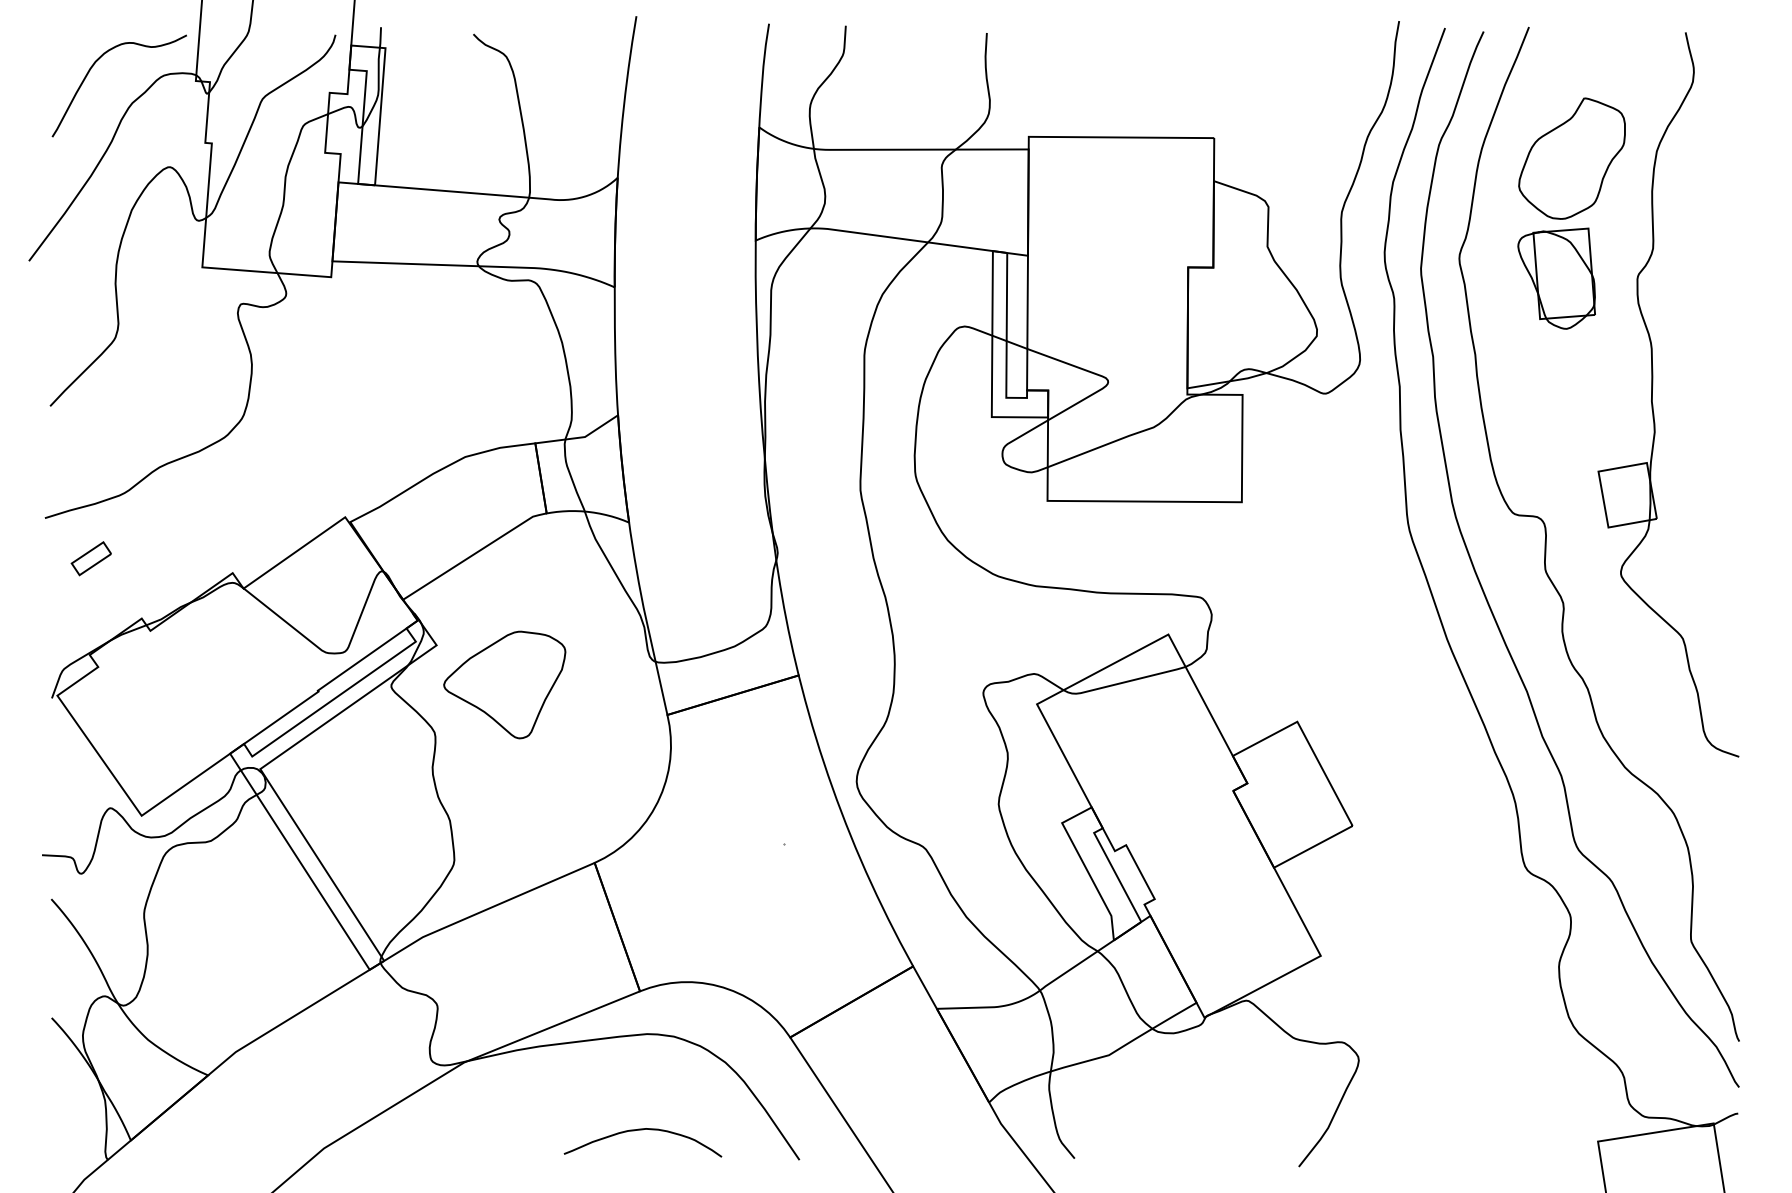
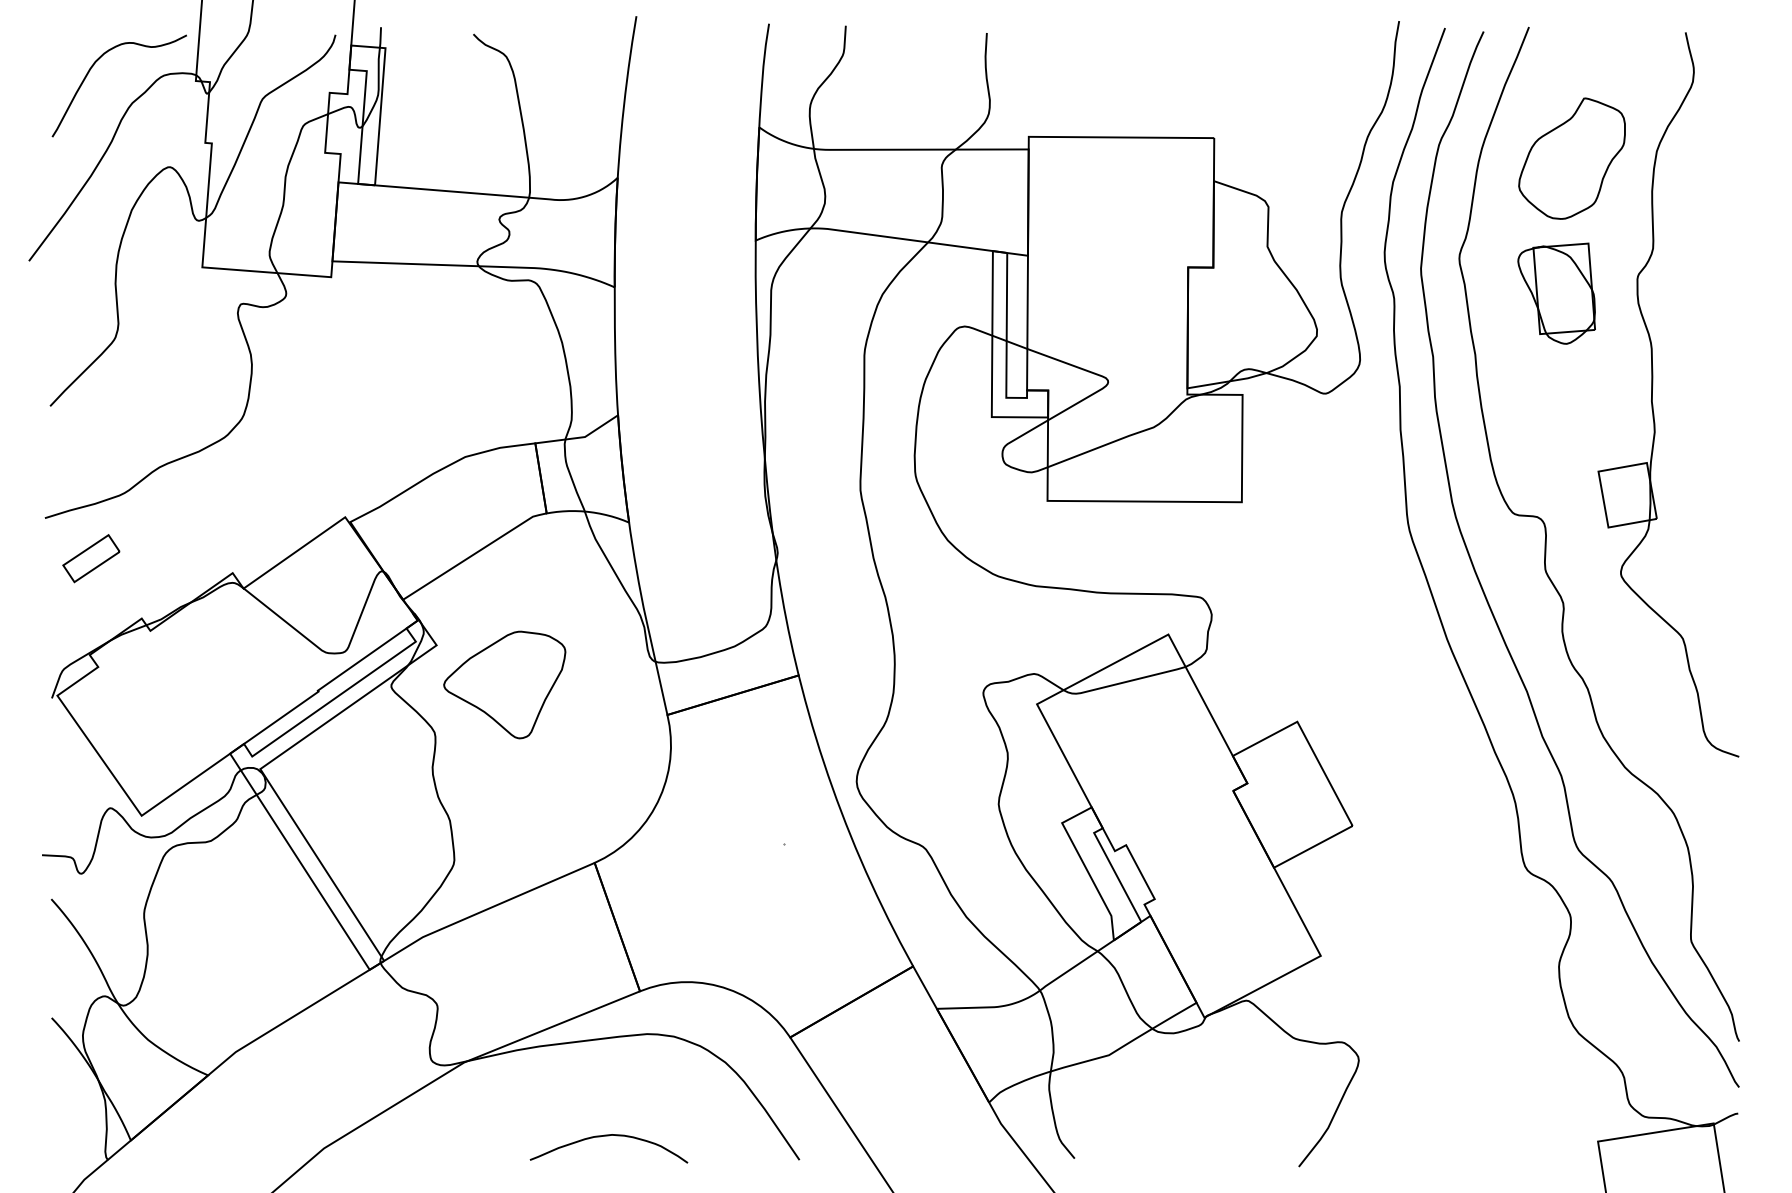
part position: (1556, 278) -> (1556, 293) (1556, 293)
part size: 42x36 px -> 59x50 px (91, 558)
curve position: (642, 1130) -> (608, 1136) (608, 1136)
